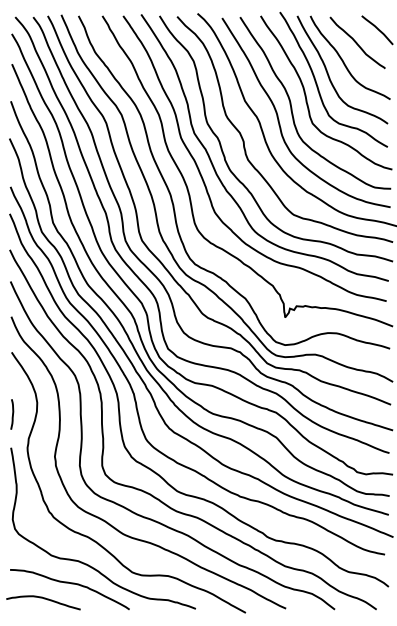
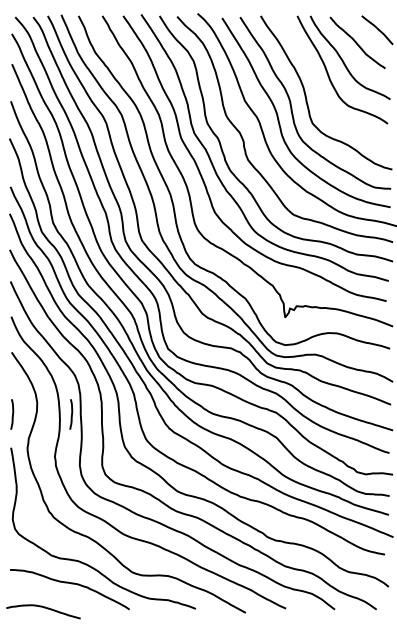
curve: present -> none (317, 83)
curve: none -> present (71, 414)
curve position: (44, 599) -> (44, 608) (44, 608)
